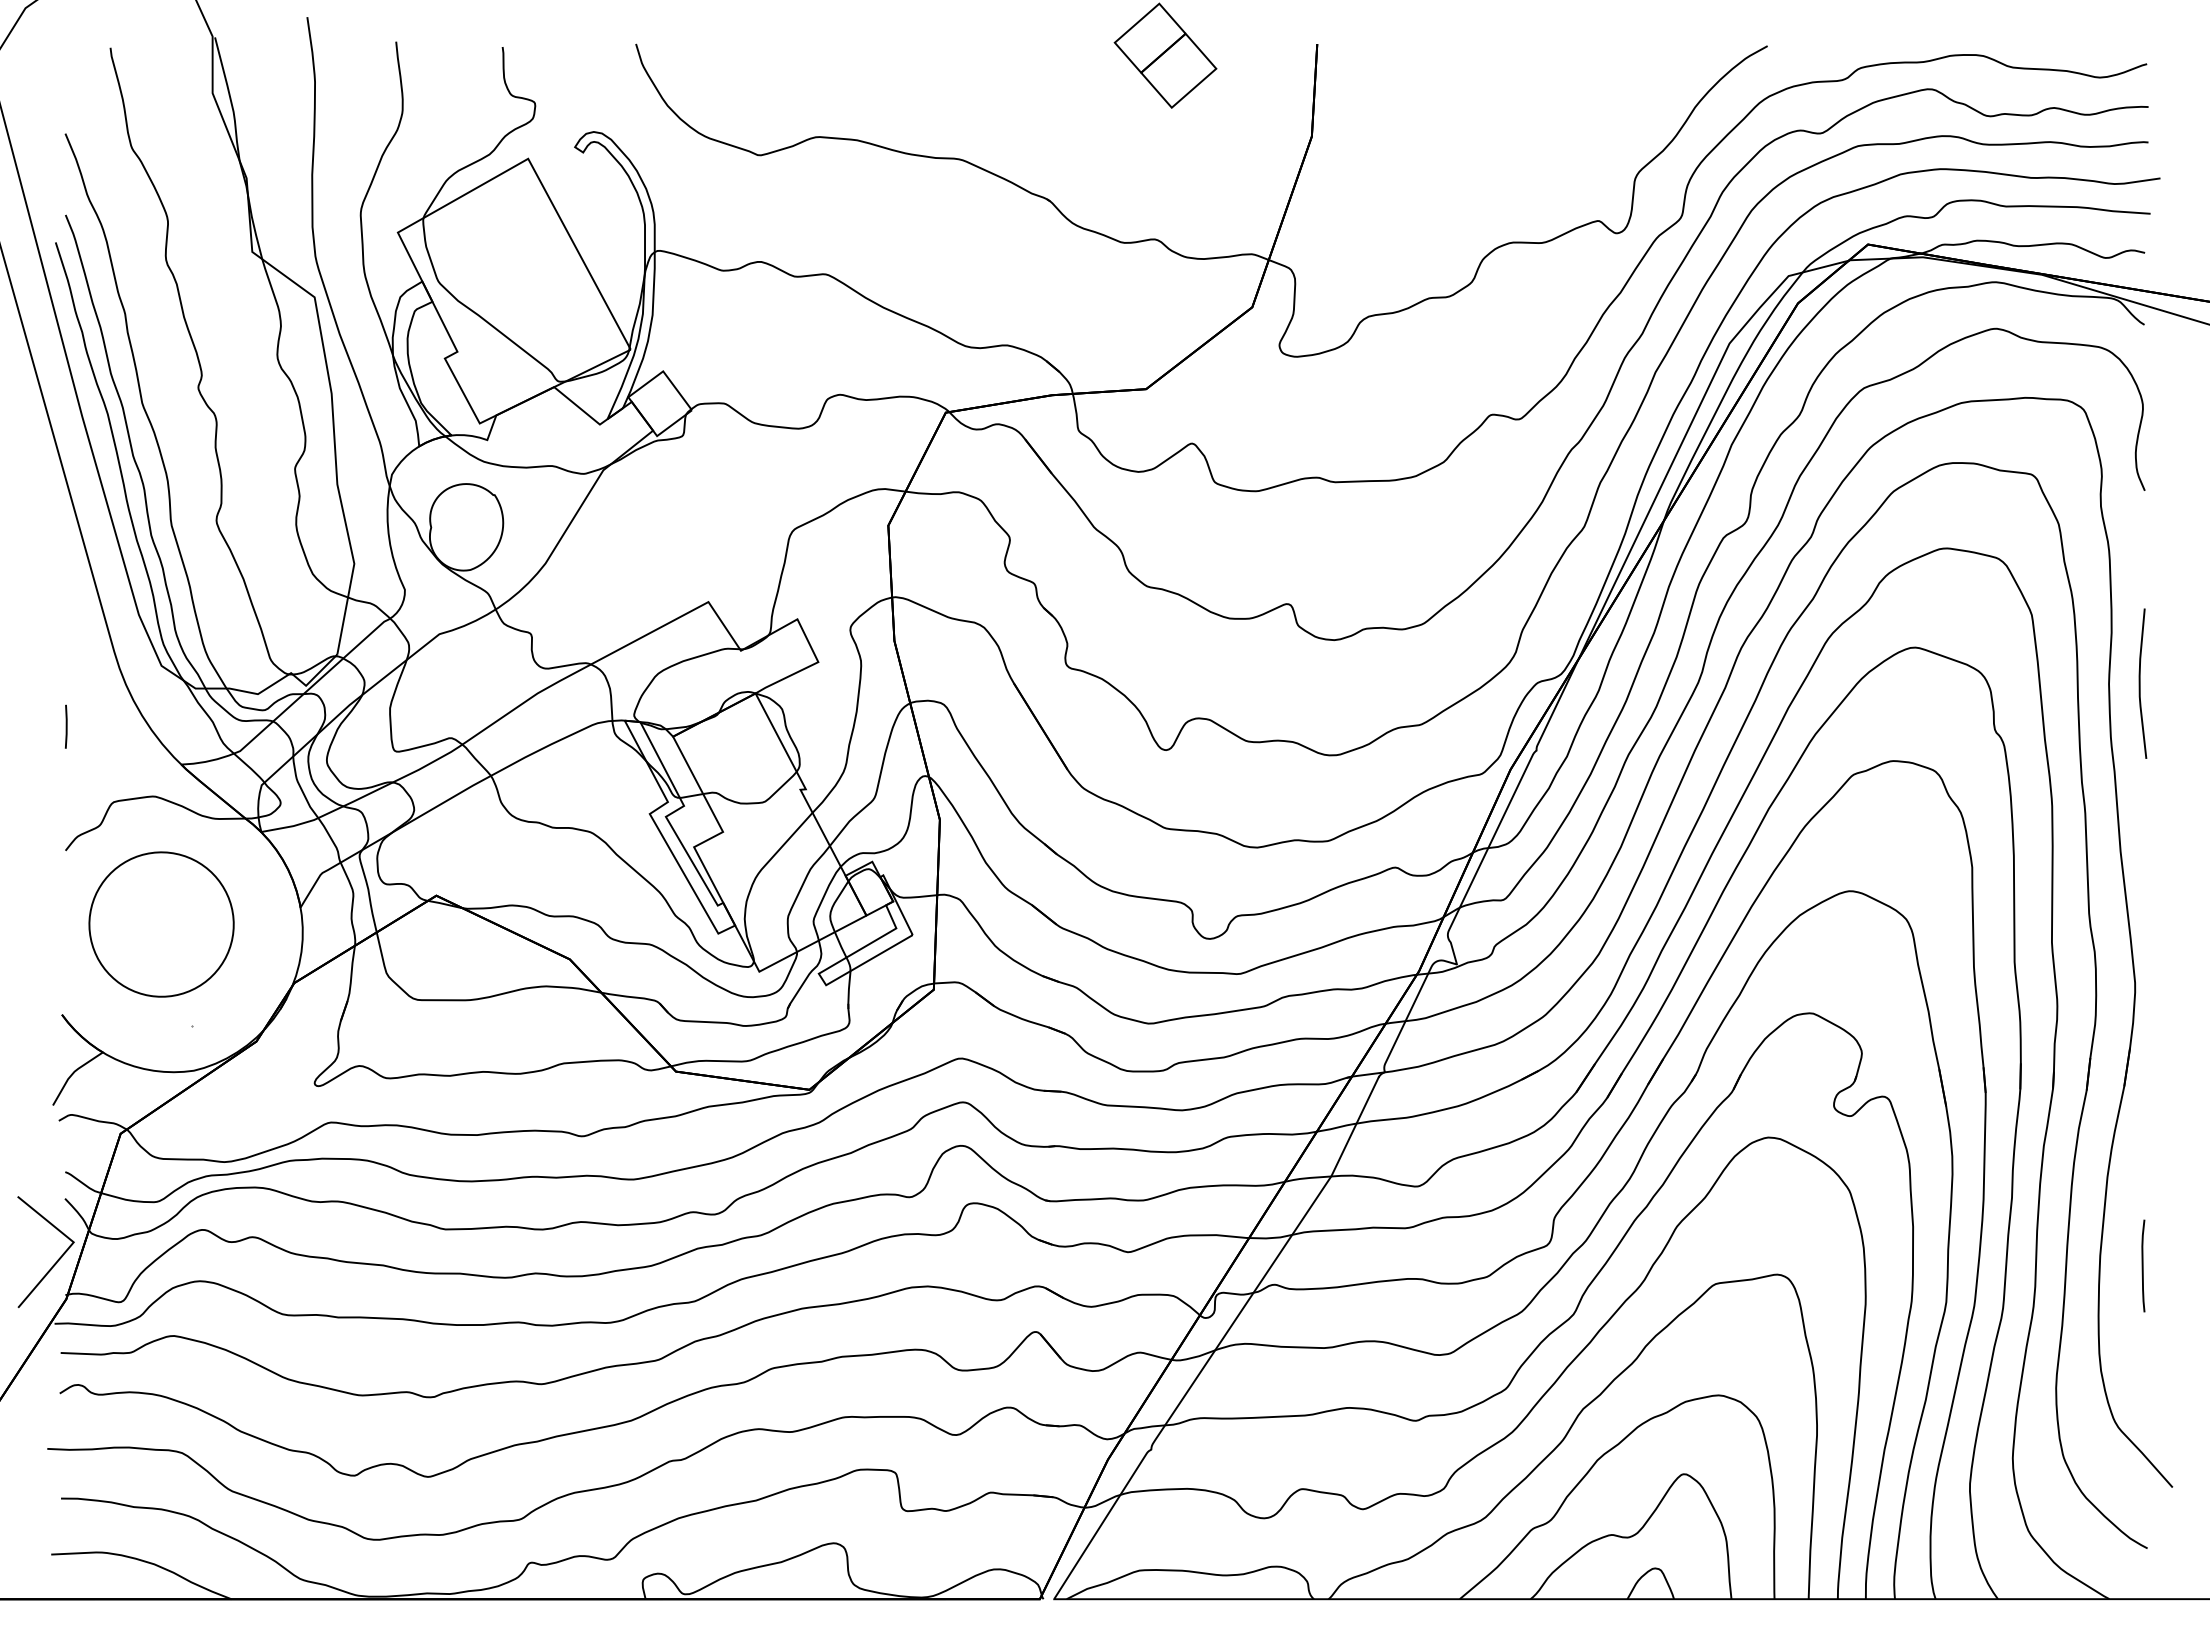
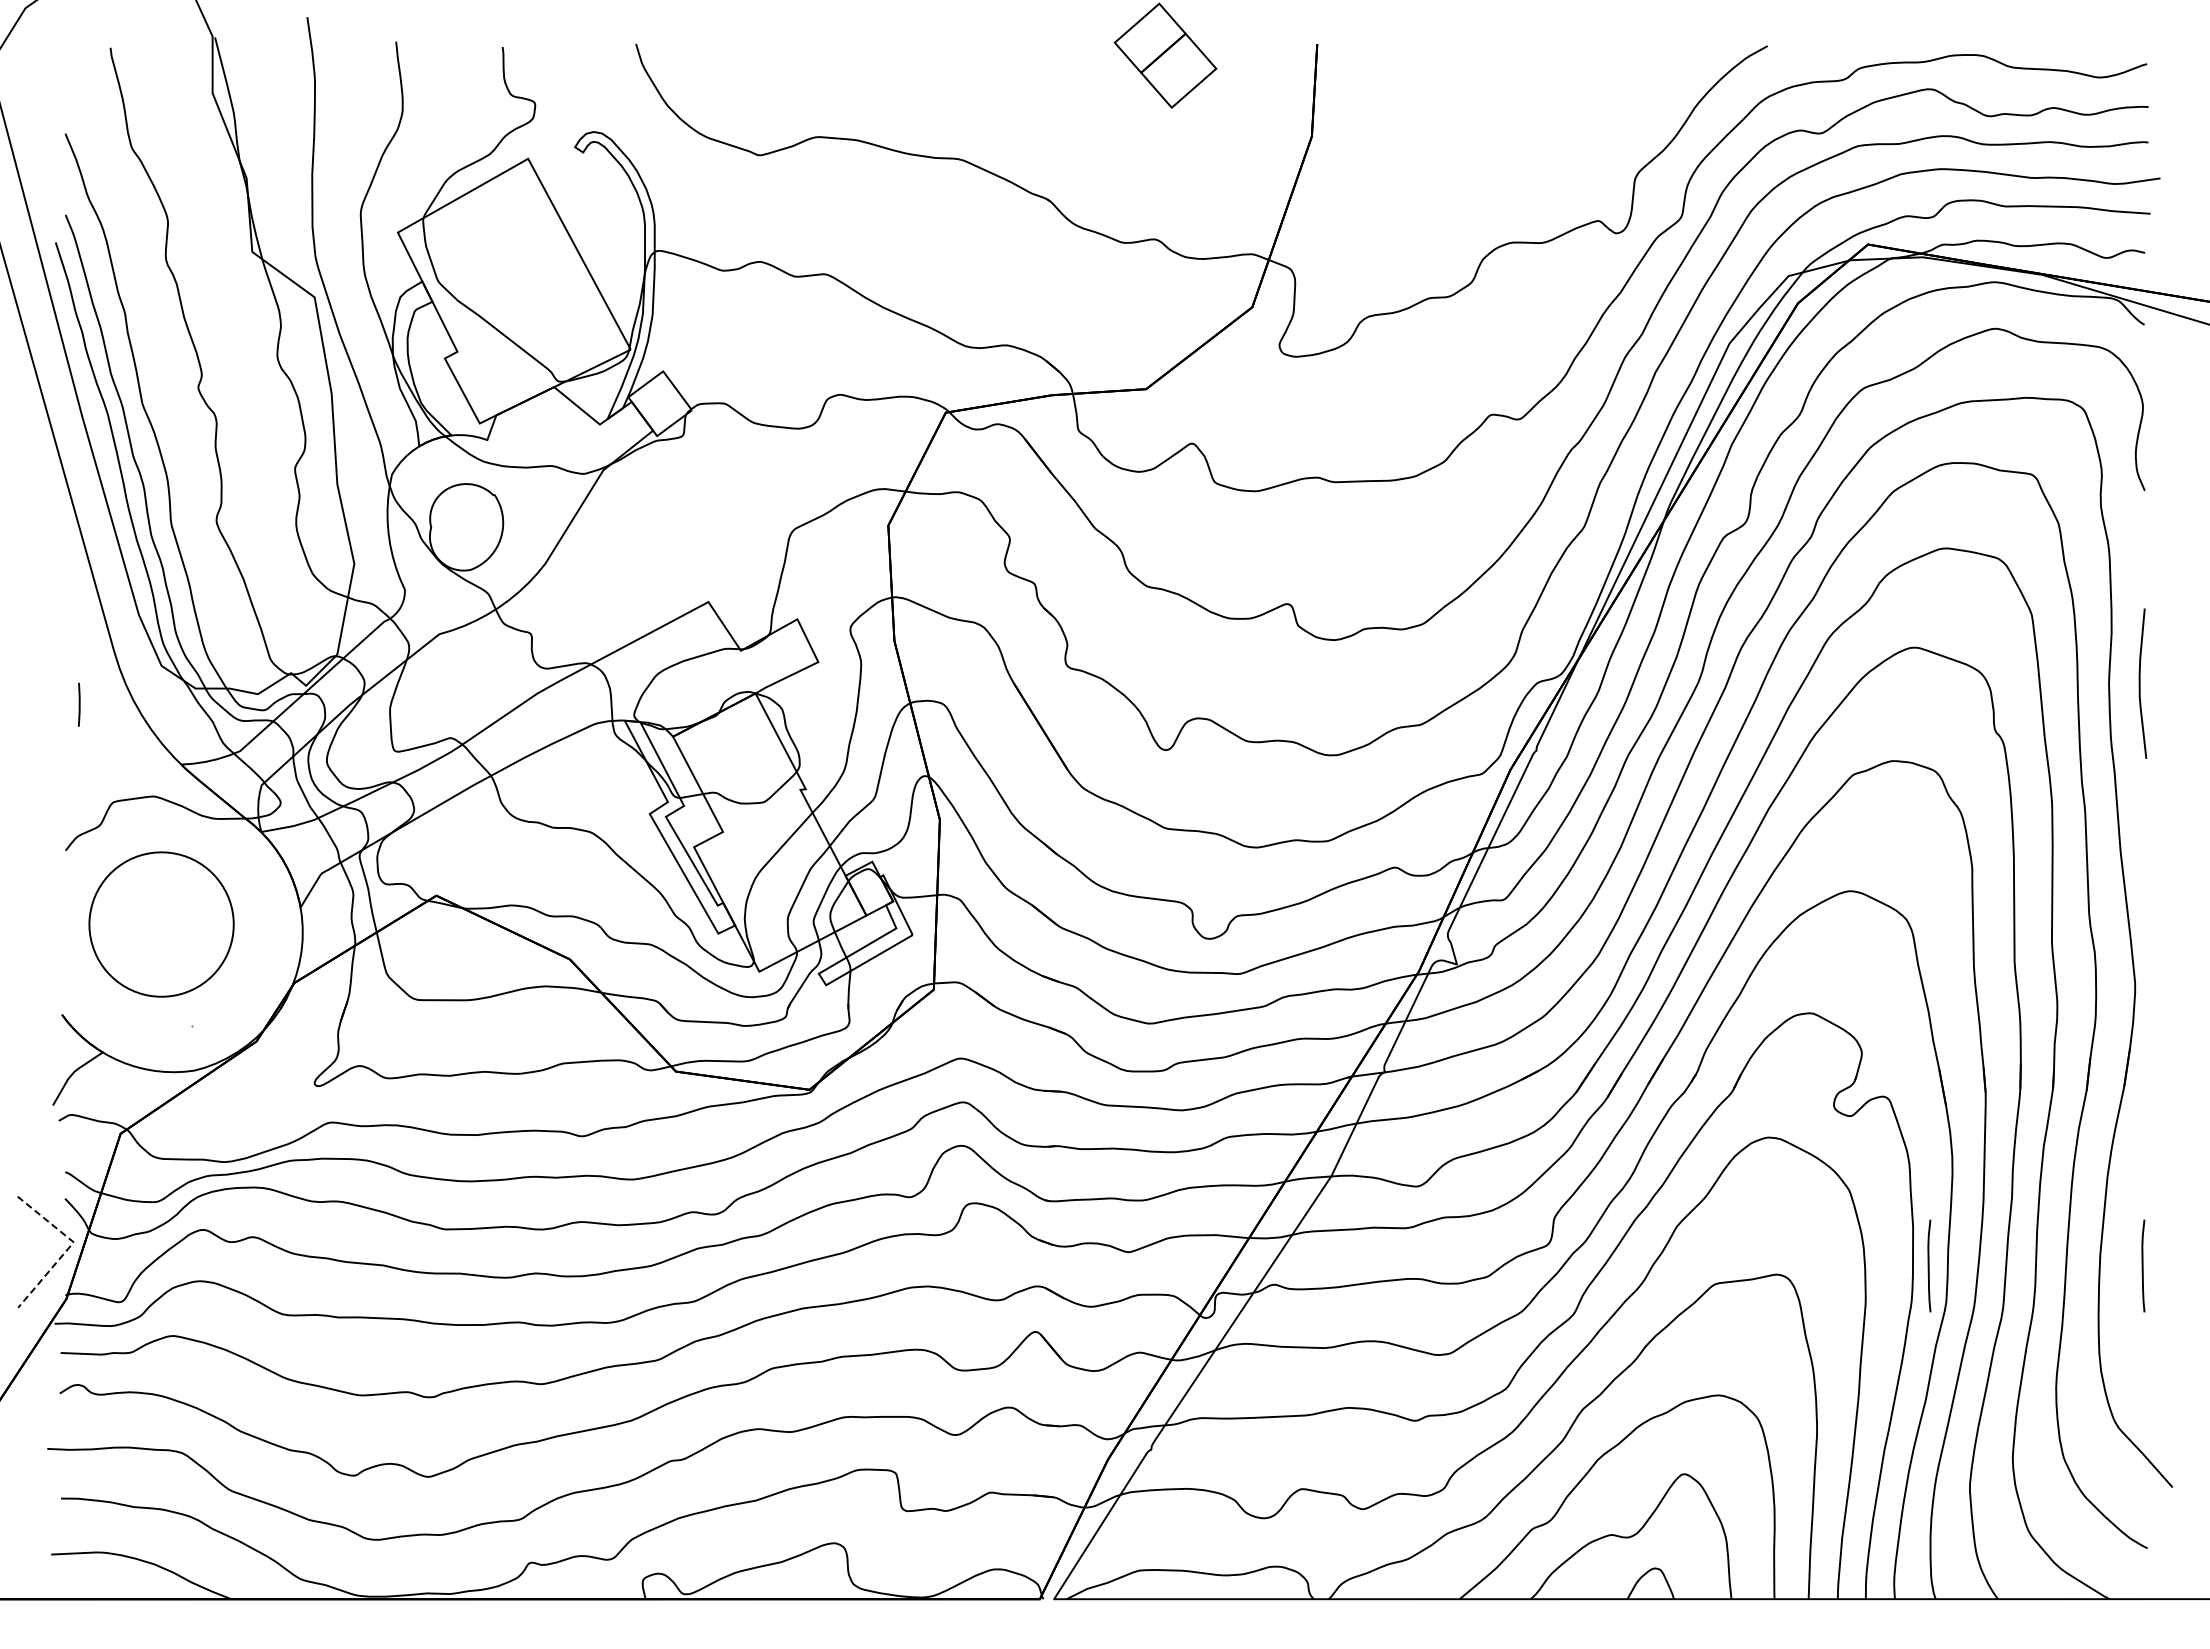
line position: (66, 726) -> (79, 704) (79, 704)
line: solid -> dashed (69, 1246)
curve: none -> present (1929, 1265)
